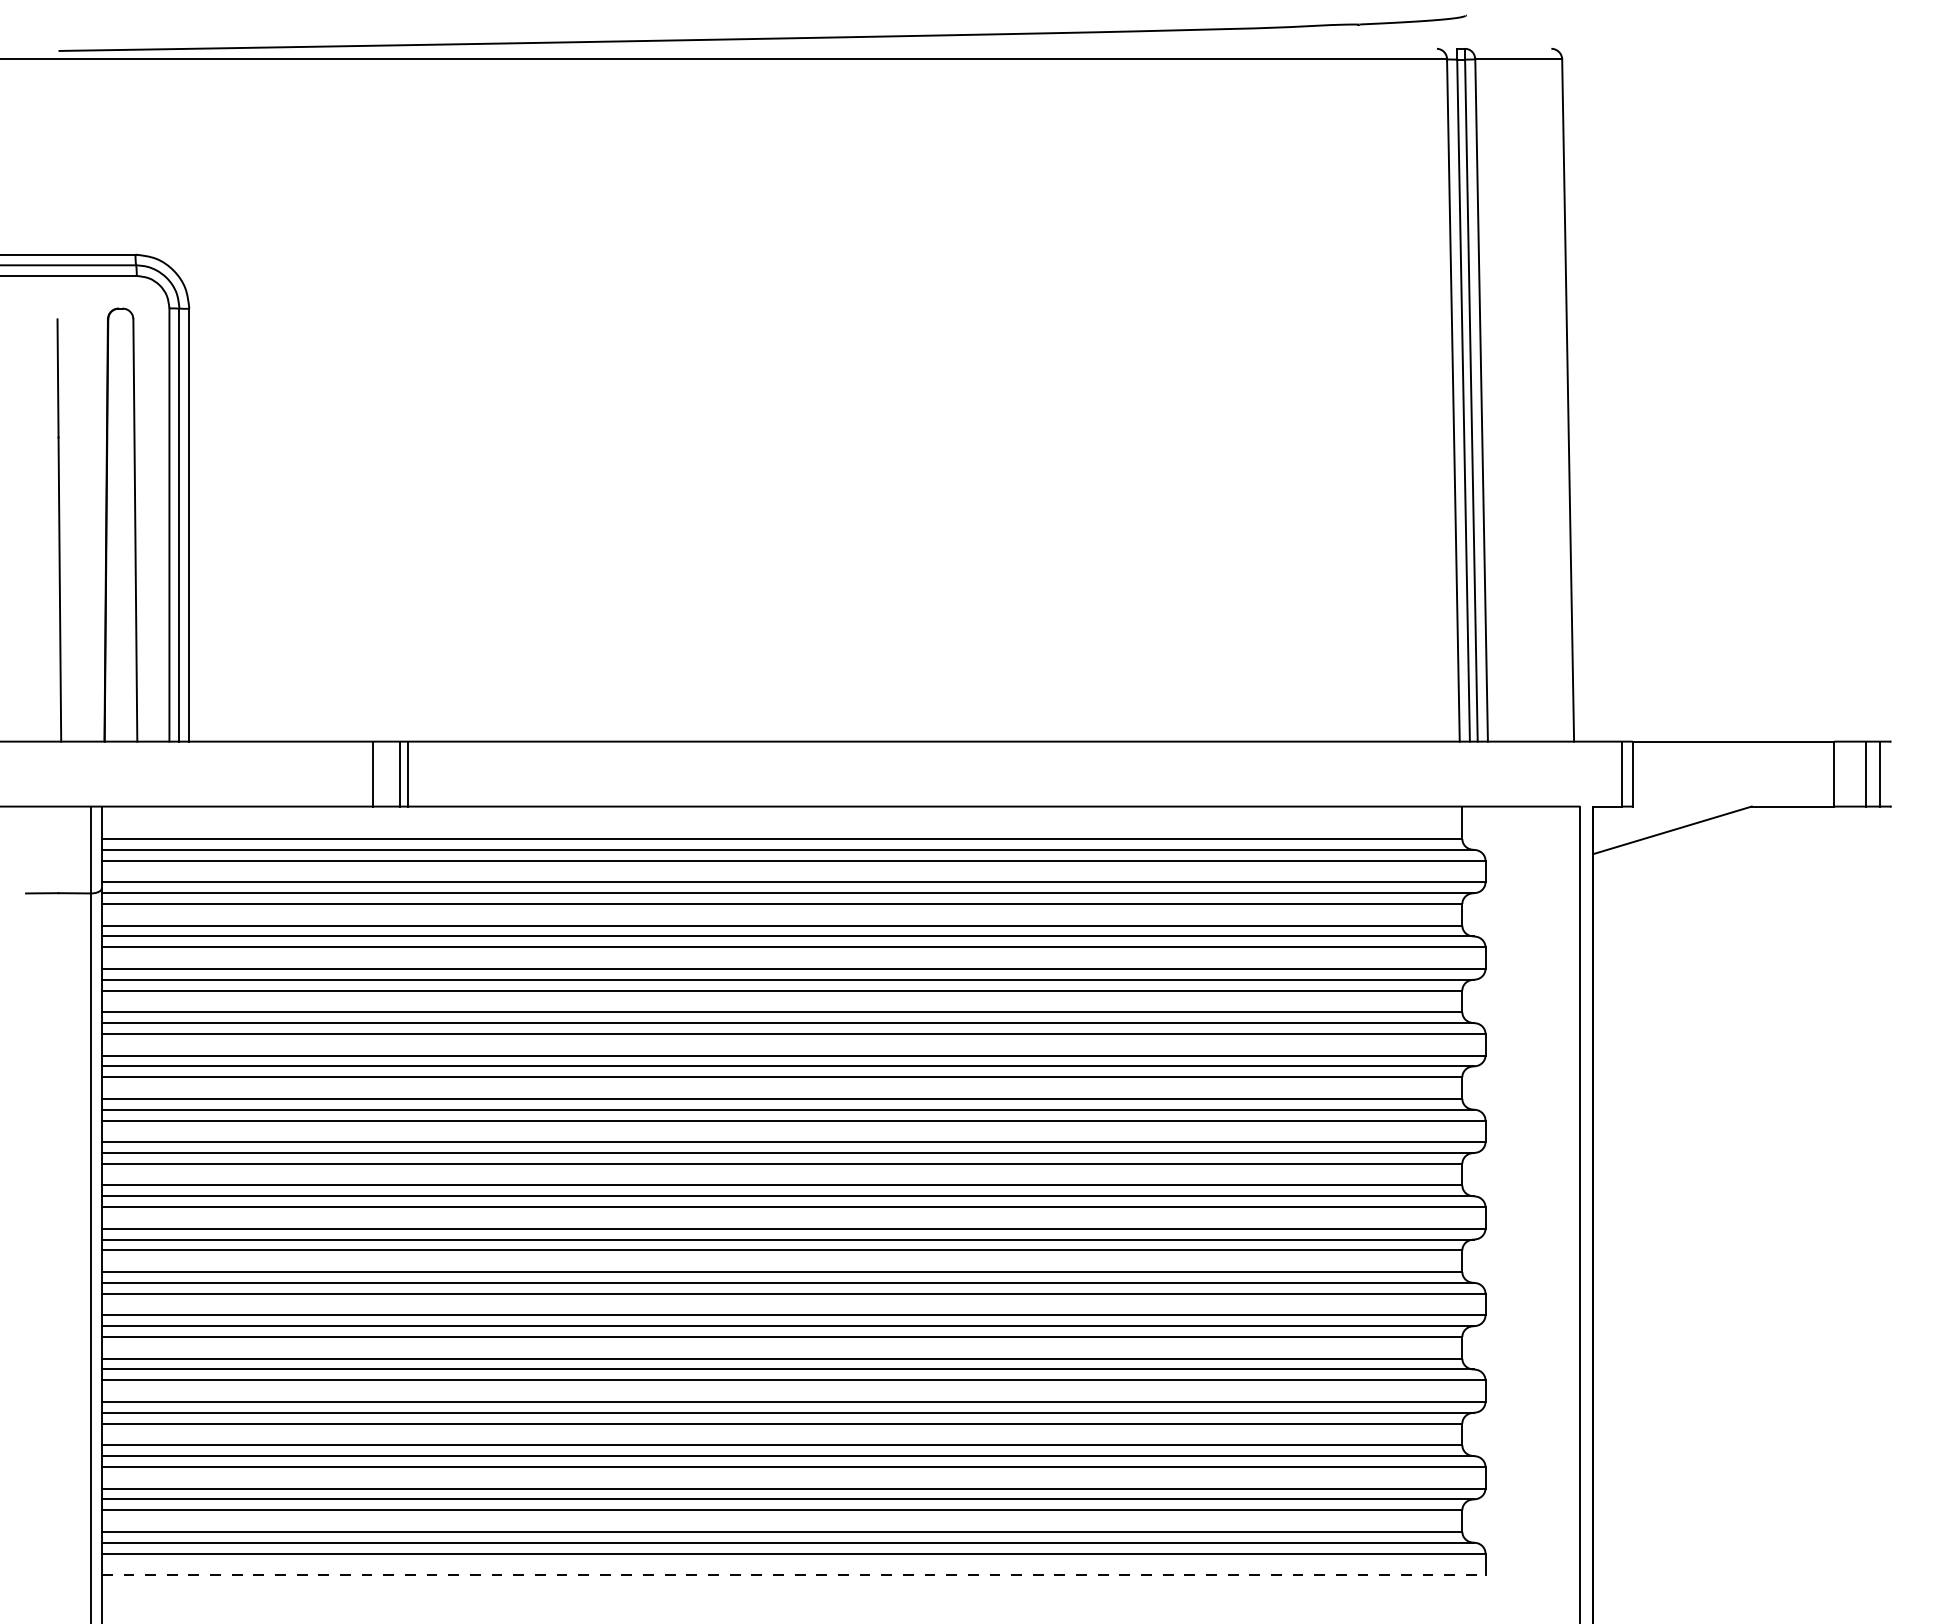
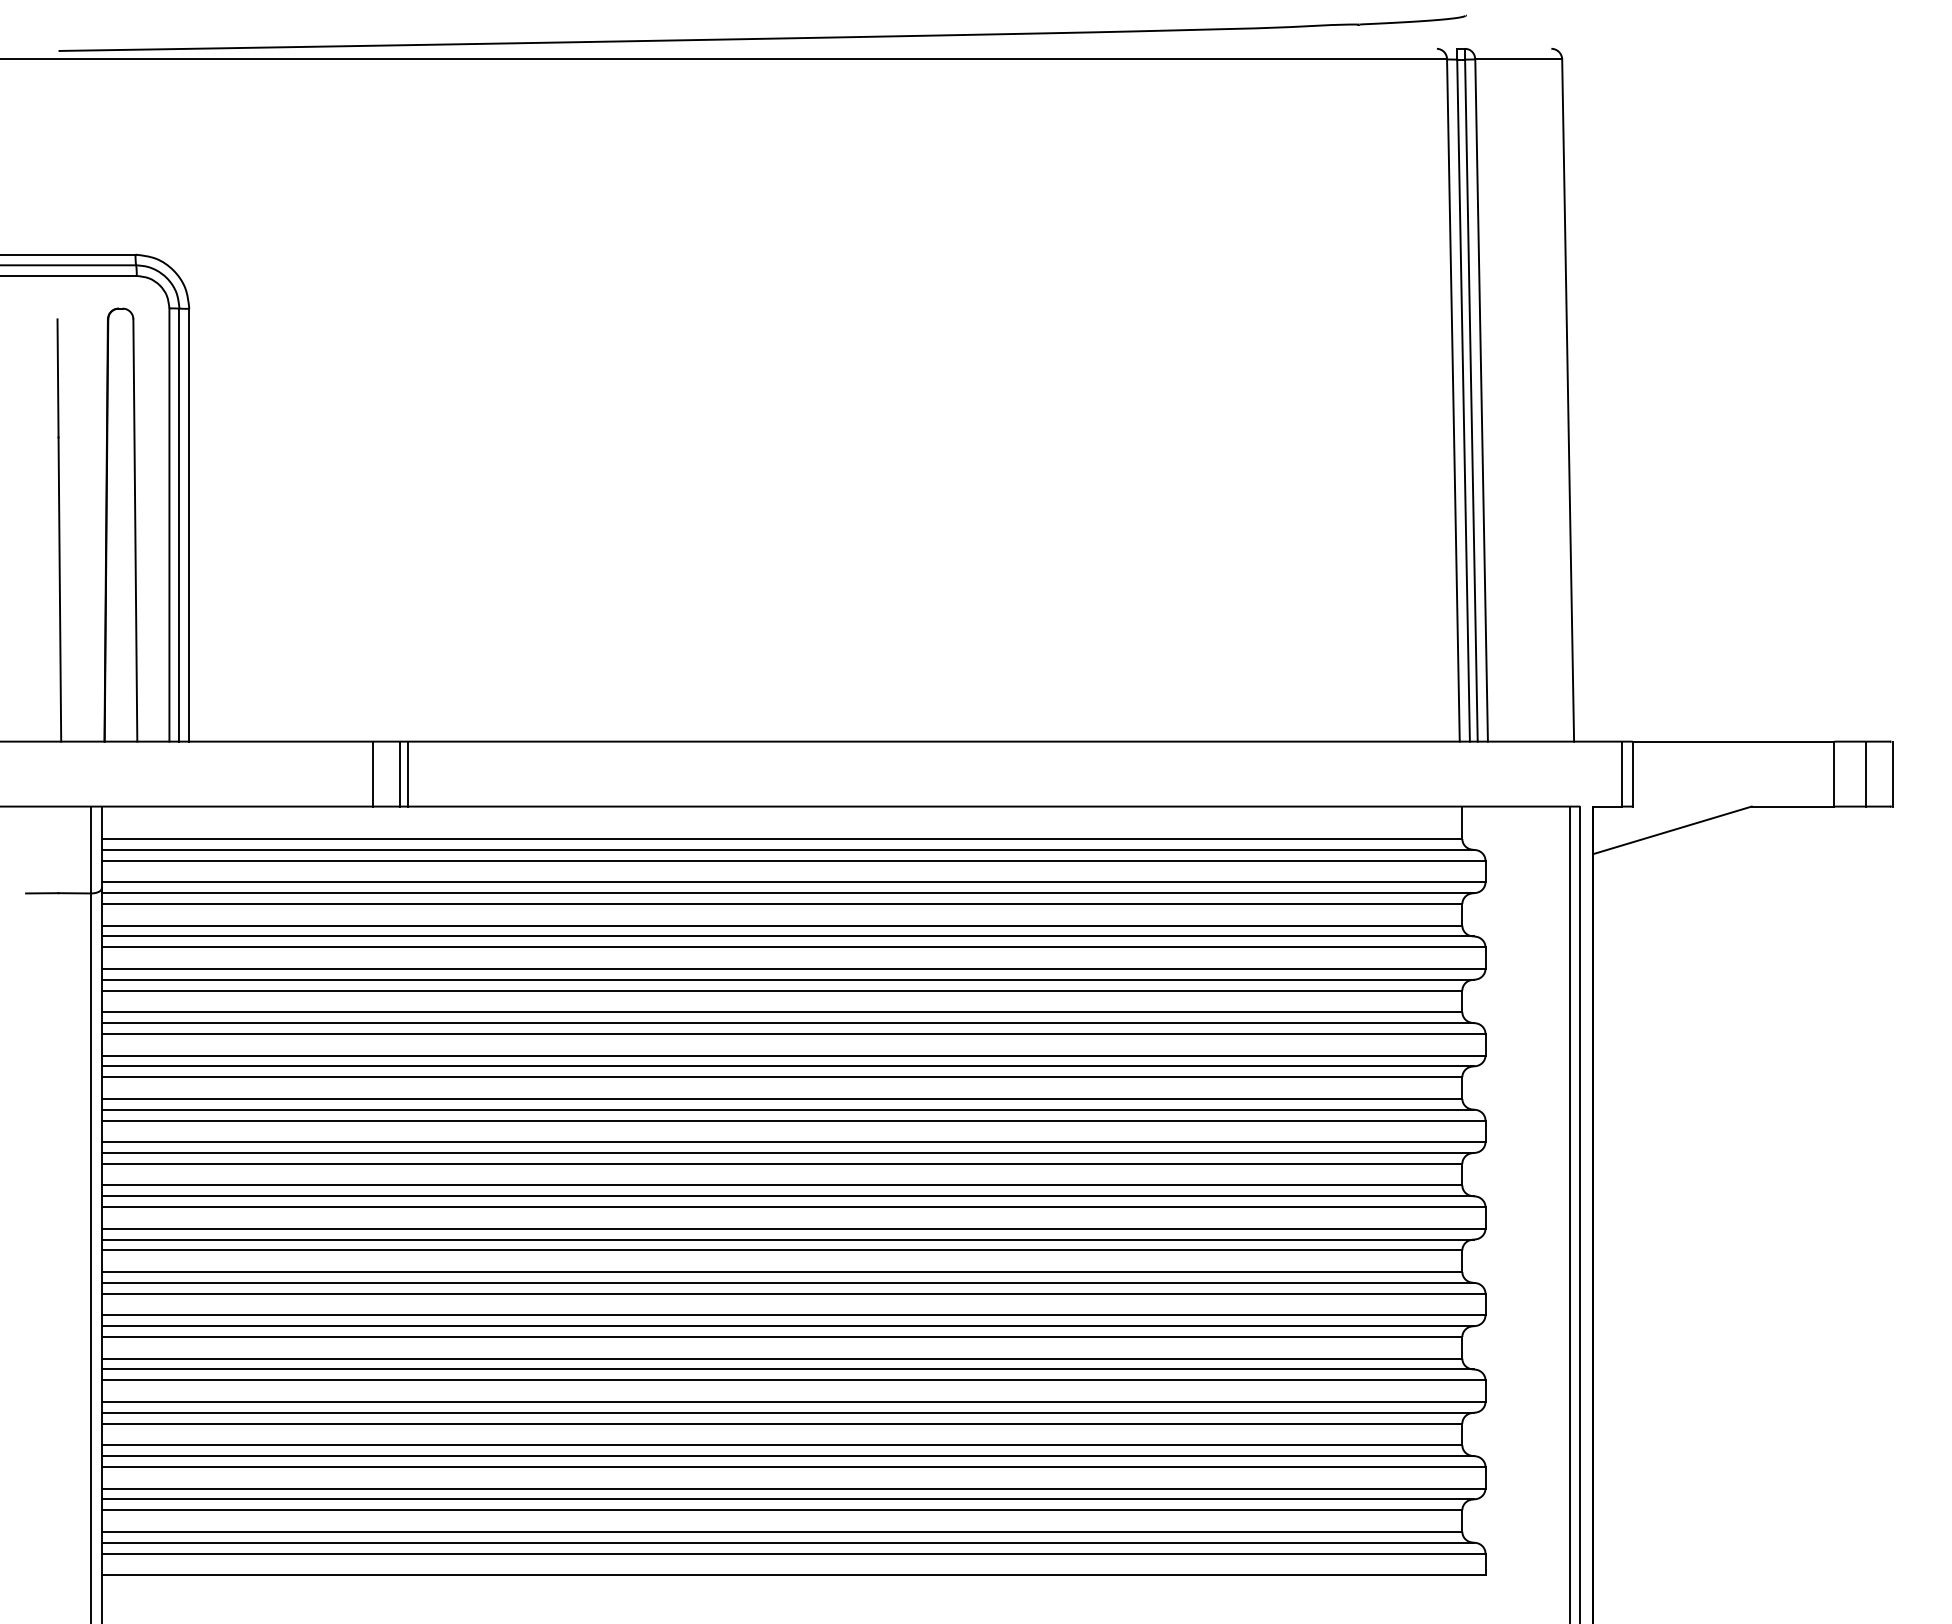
line position: (1880, 773) -> (1893, 773) (1893, 773)
line: none -> present (1570, 1213)
line: dashed -> solid (793, 1575)
